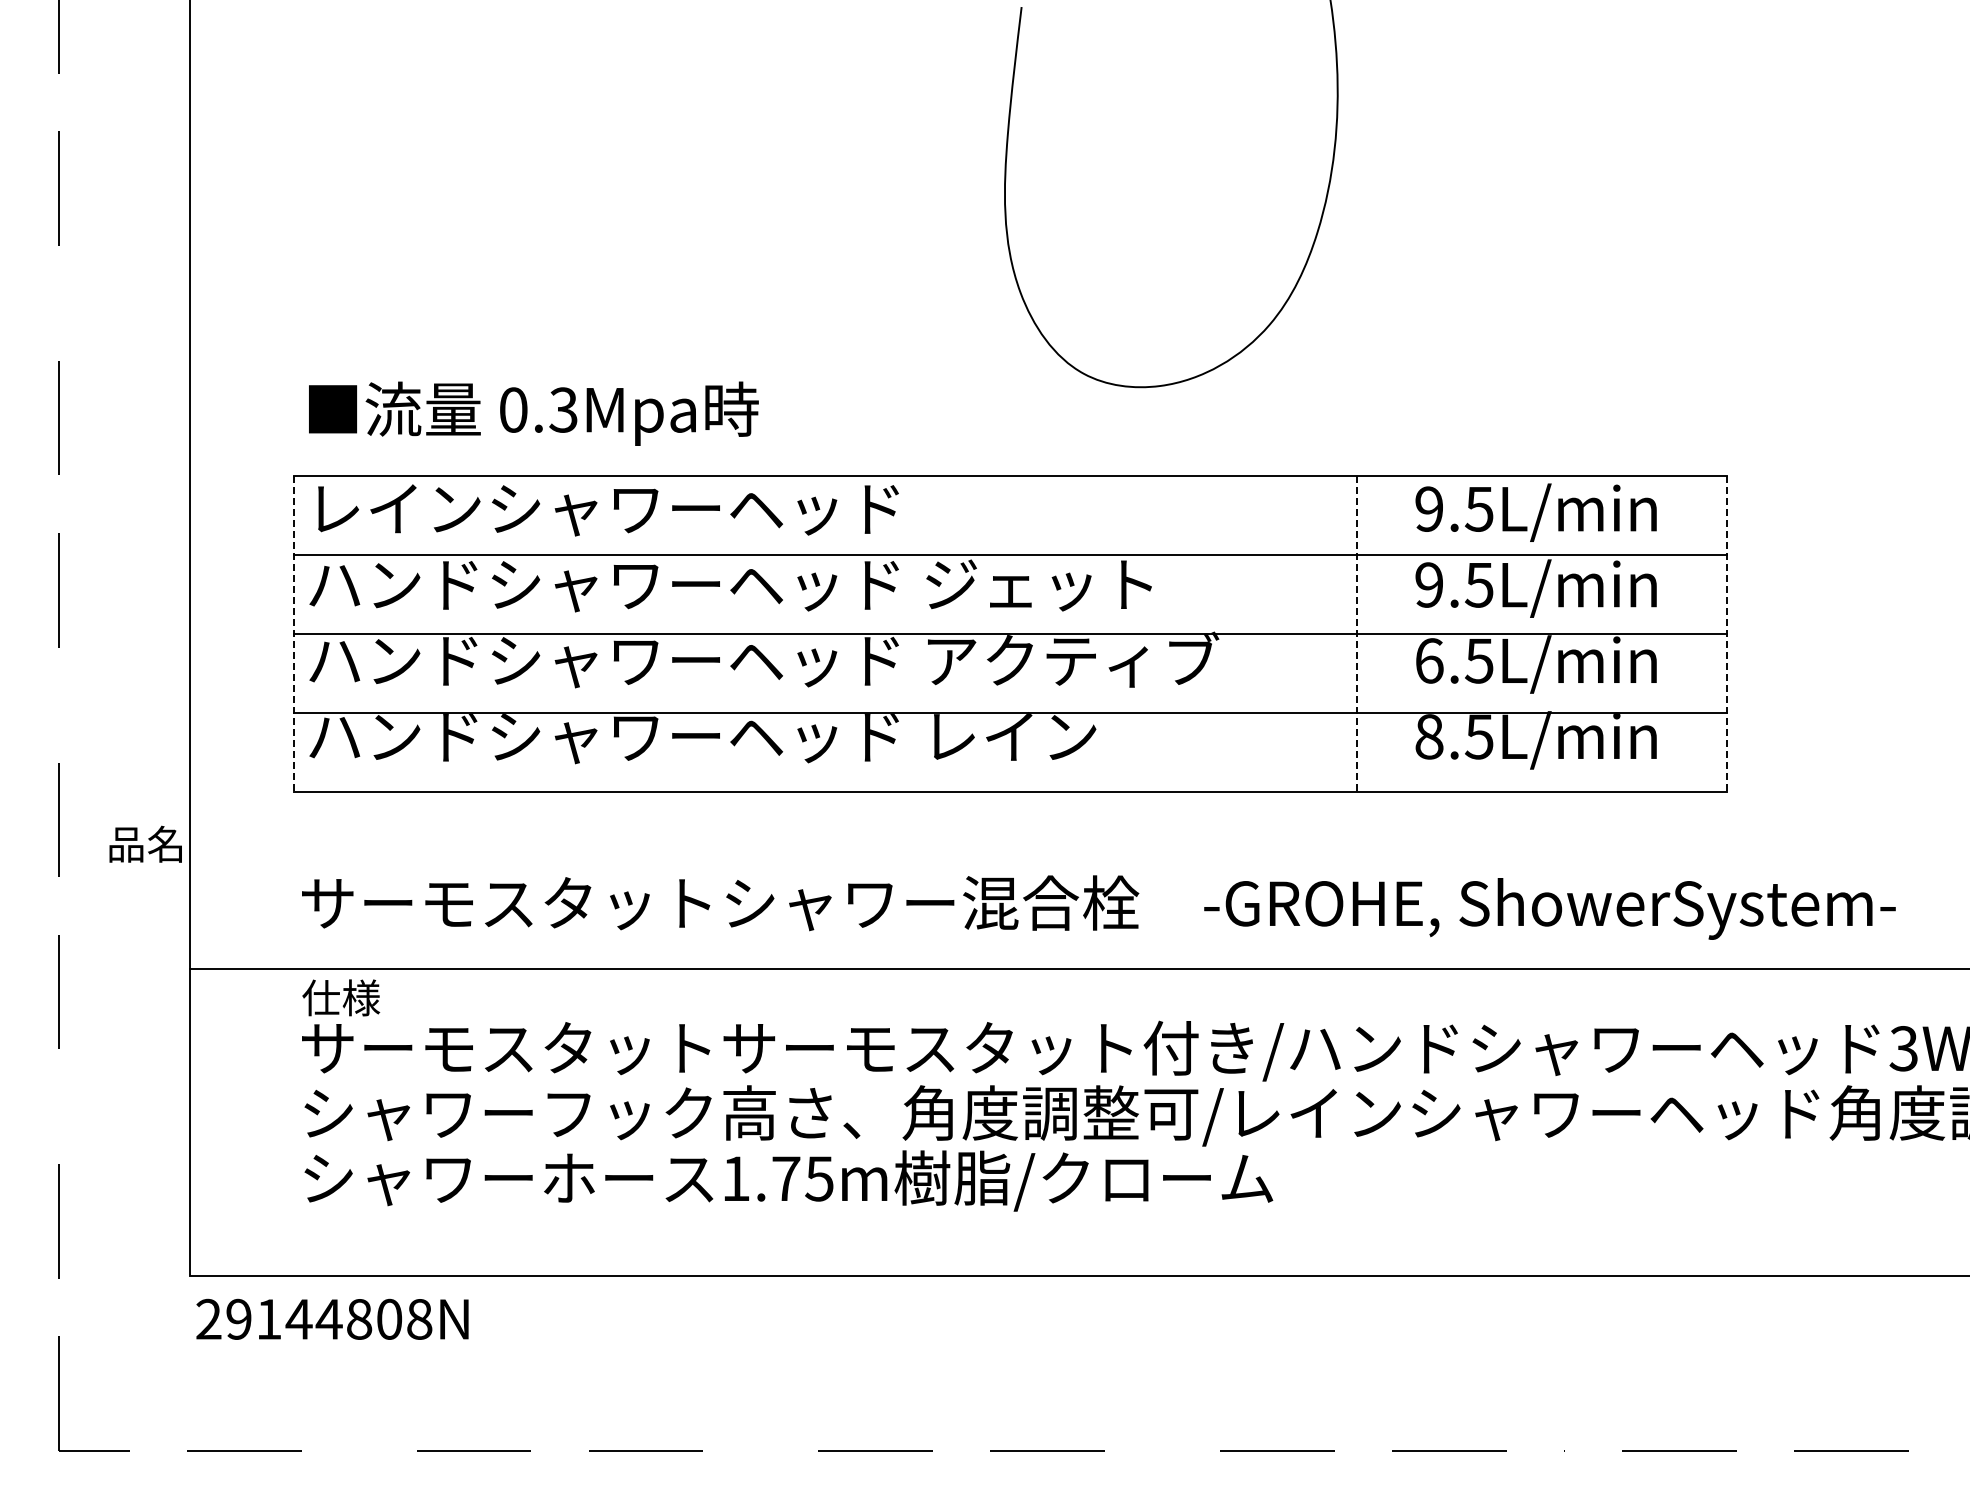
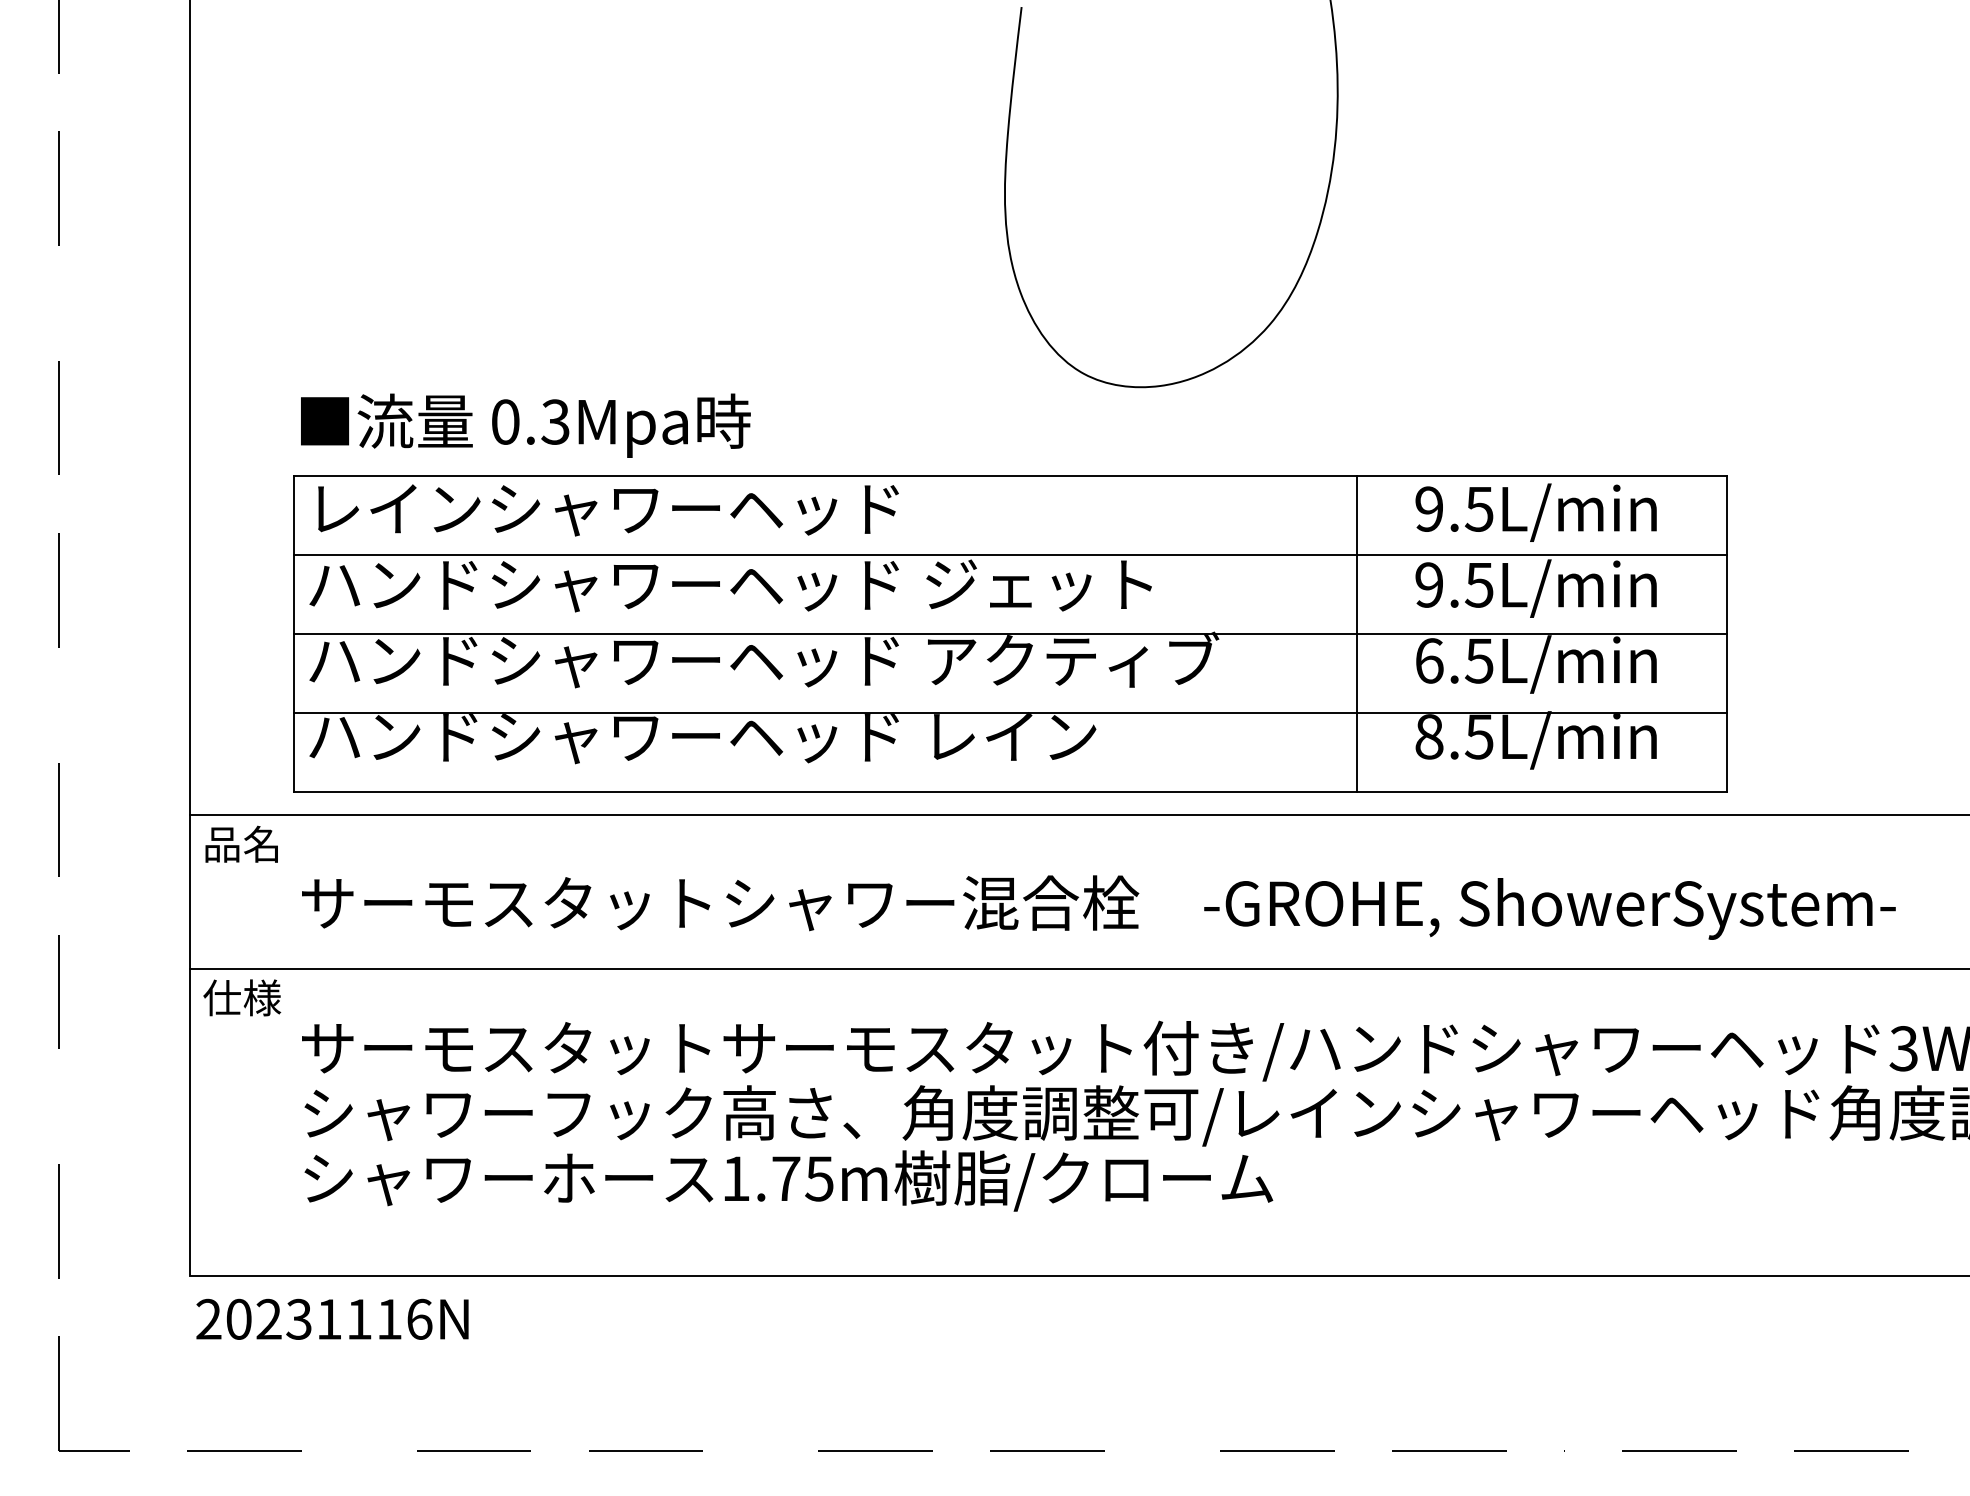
text position: (533, 413) -> (525, 425) (525, 425)
line: dashed -> solid (293, 634)
line: dashed -> solid (1357, 634)
line: dashed -> solid (1727, 634)
line: none -> present (1077, 814)
text position: (145, 843) -> (241, 843) (241, 843)
text position: (341, 997) -> (242, 997) (242, 997)
text: 29144808N -> 20231116N (329, 1318)
